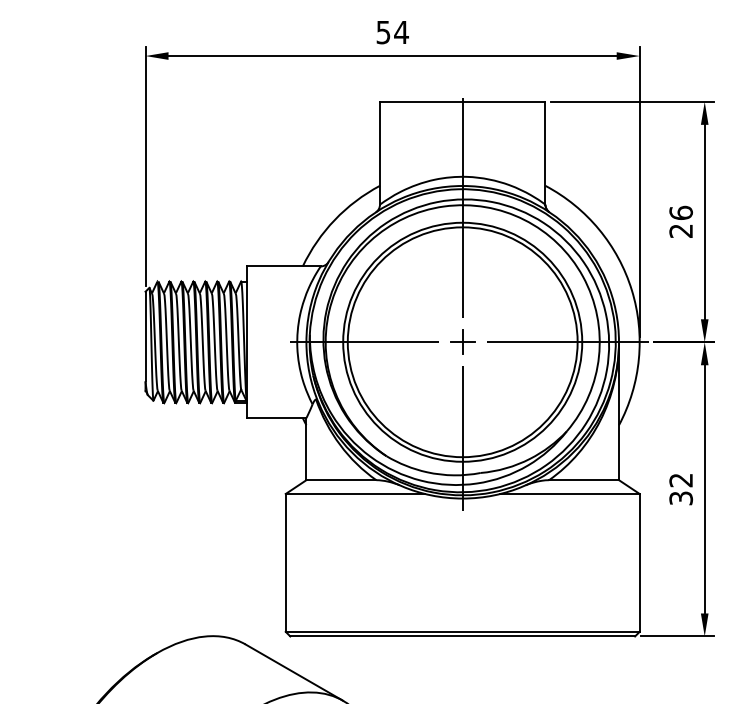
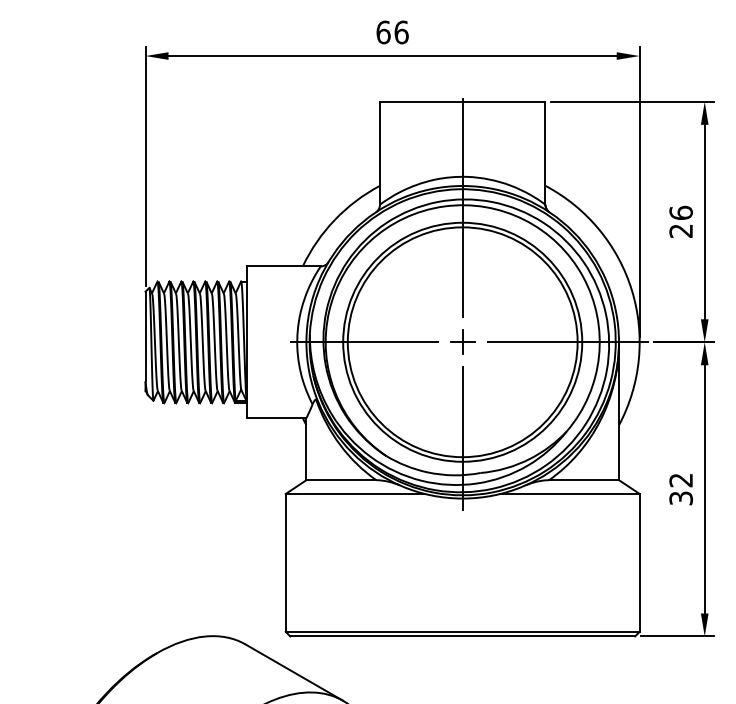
text: 54 -> 66 (392, 32)
